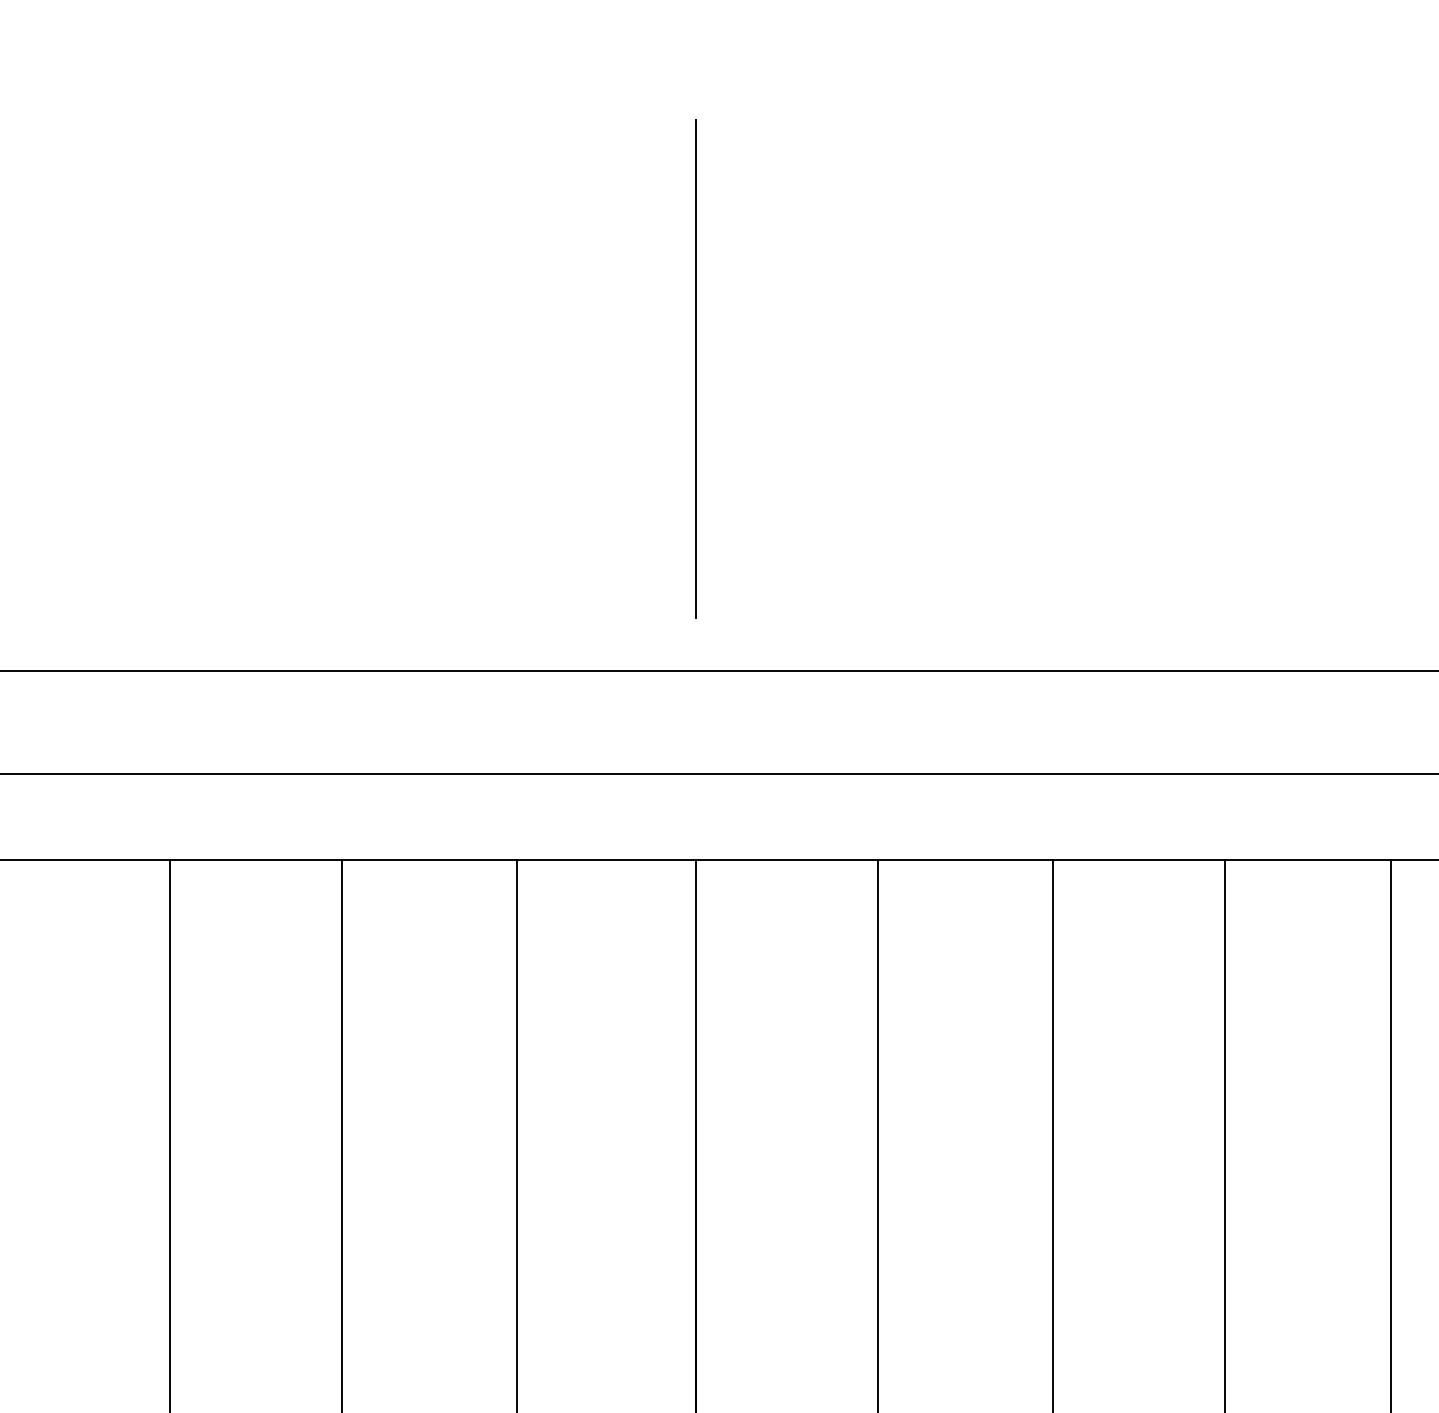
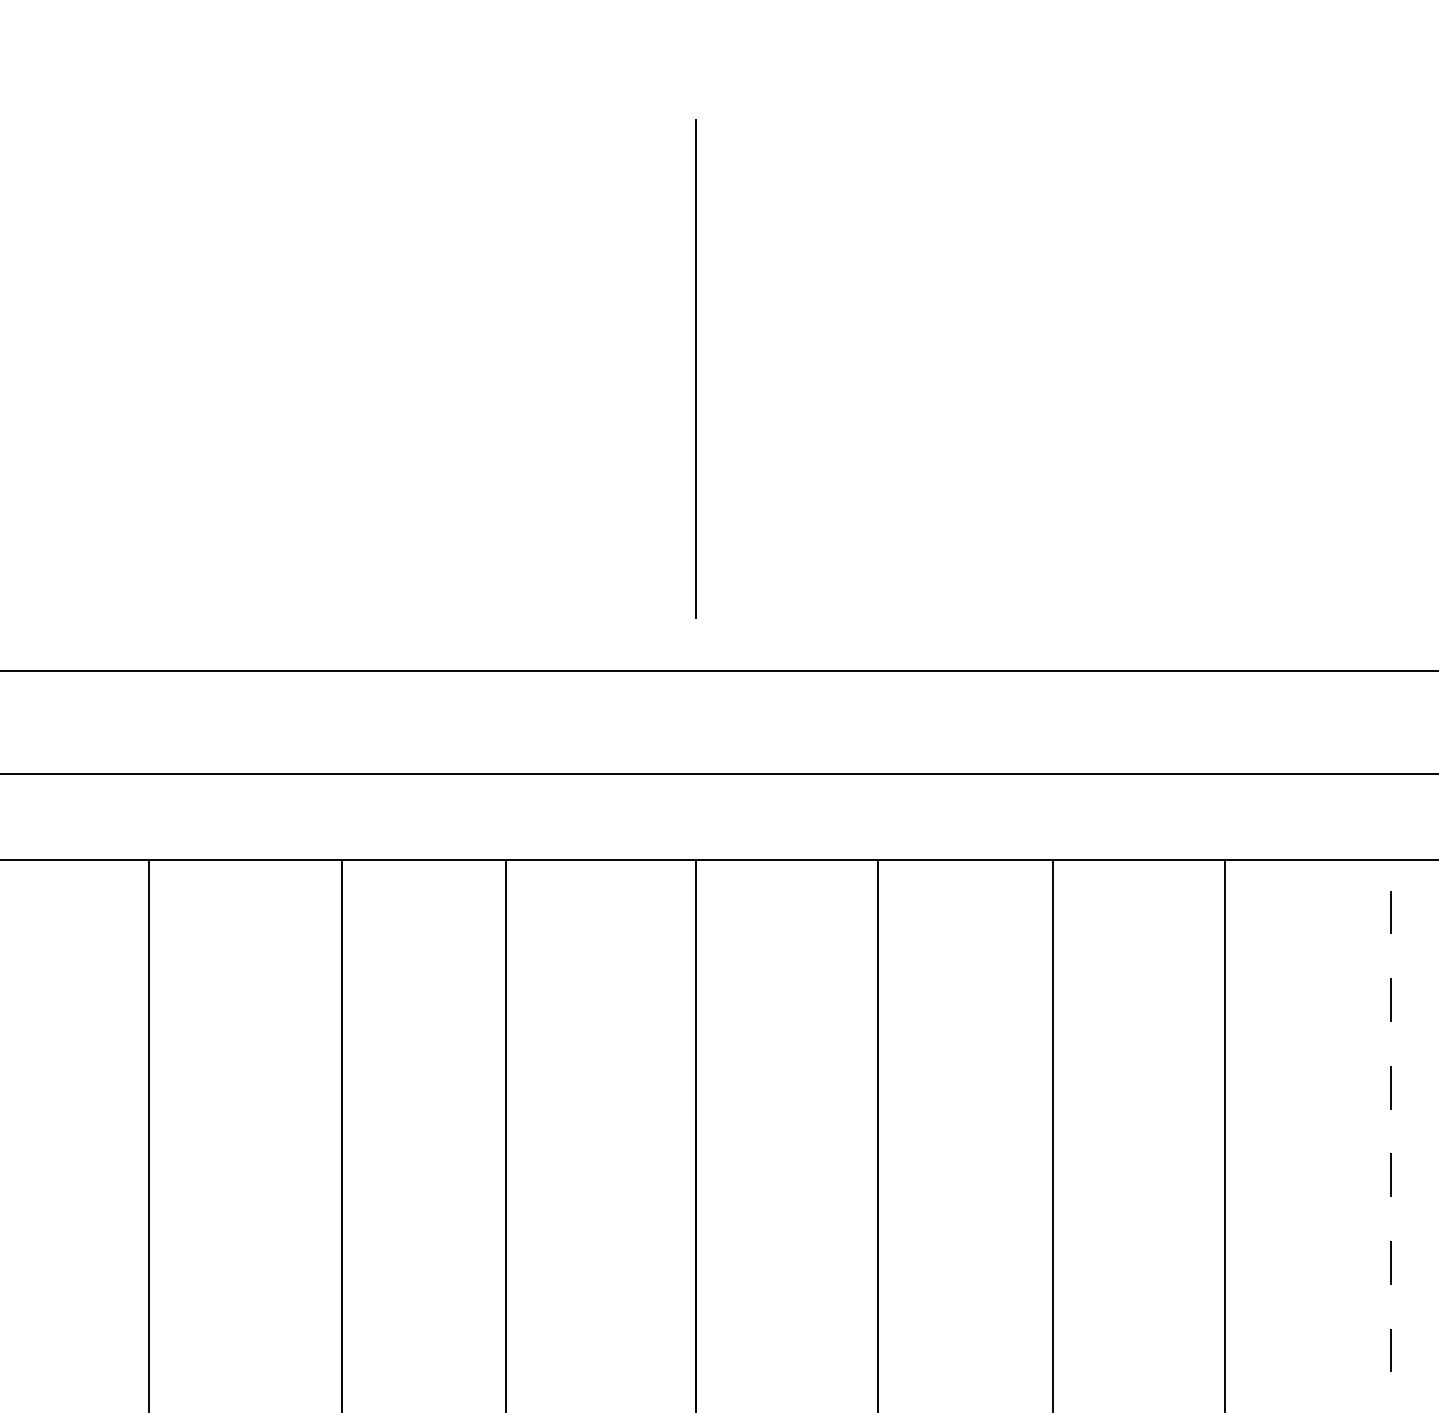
line position: (170, 1134) -> (149, 1134) (149, 1134)
line position: (517, 1134) -> (506, 1134) (506, 1134)
line: solid -> dashed (1390, 1136)
